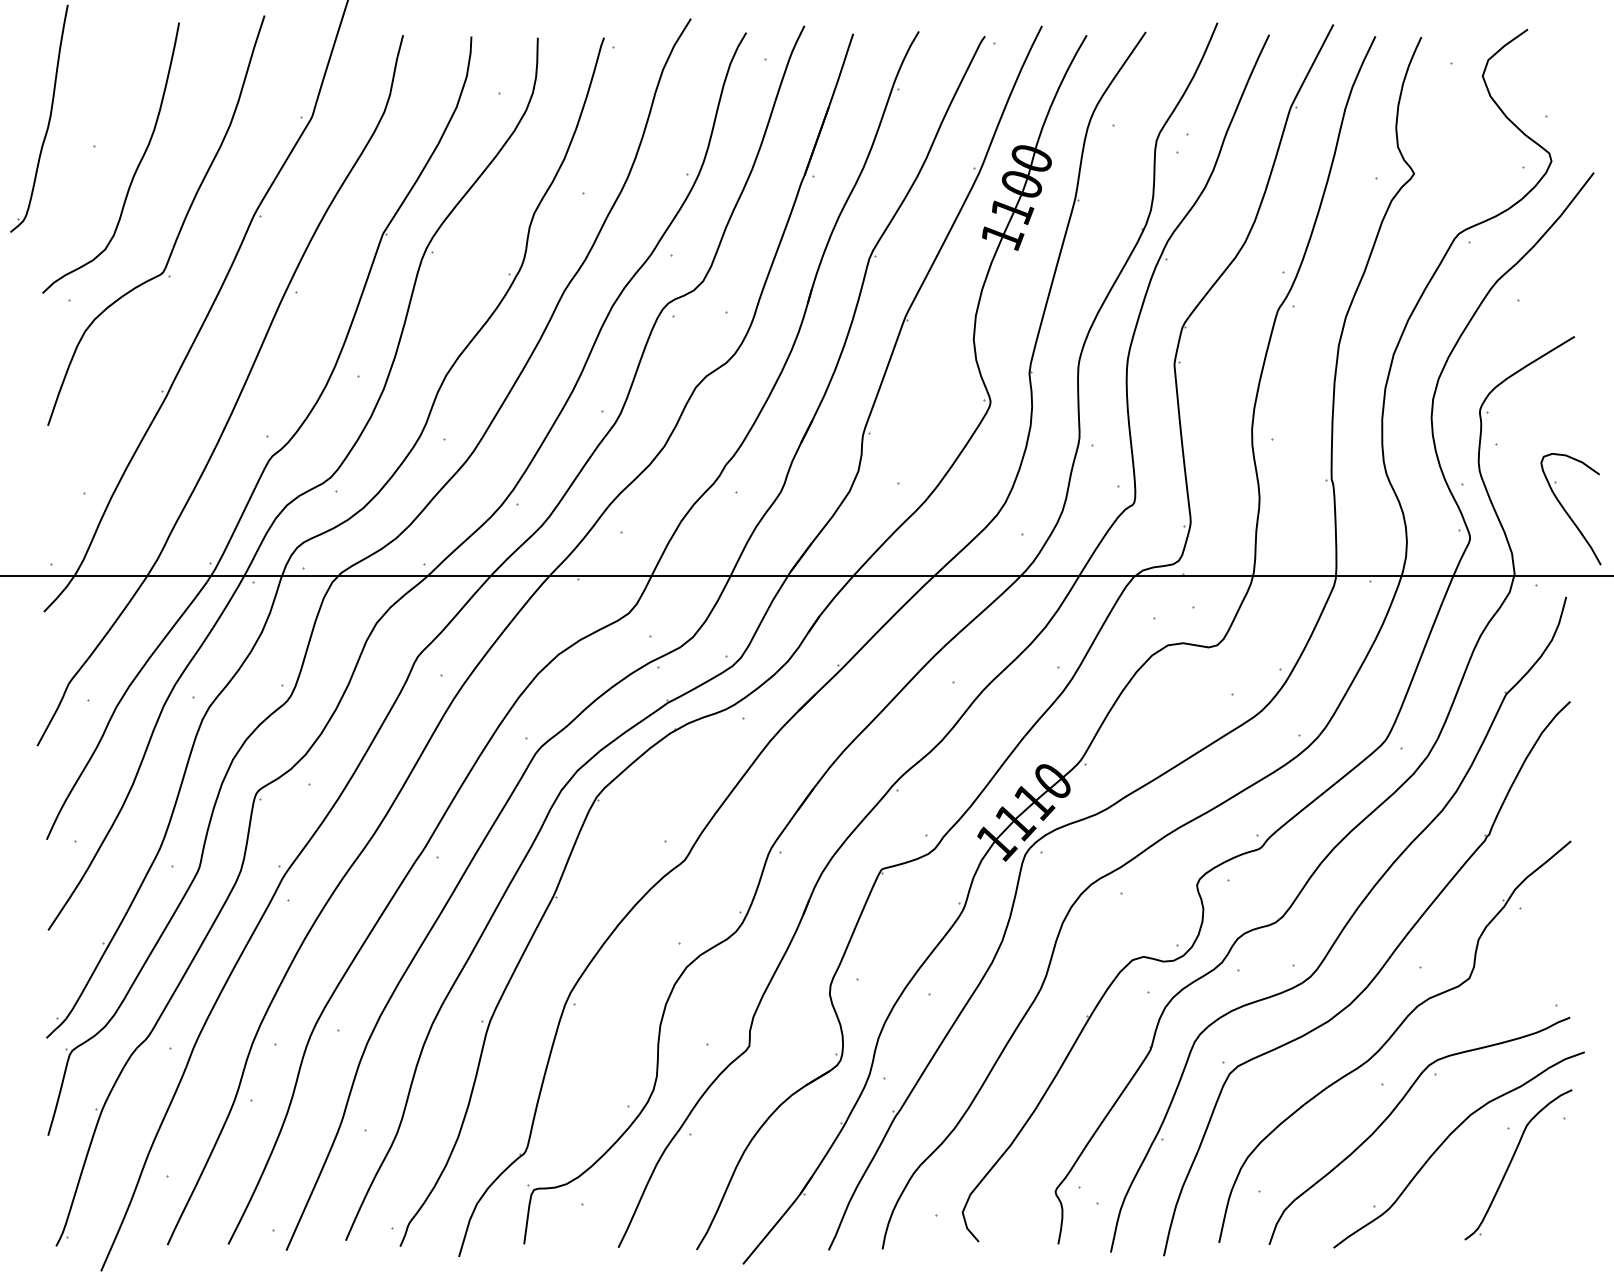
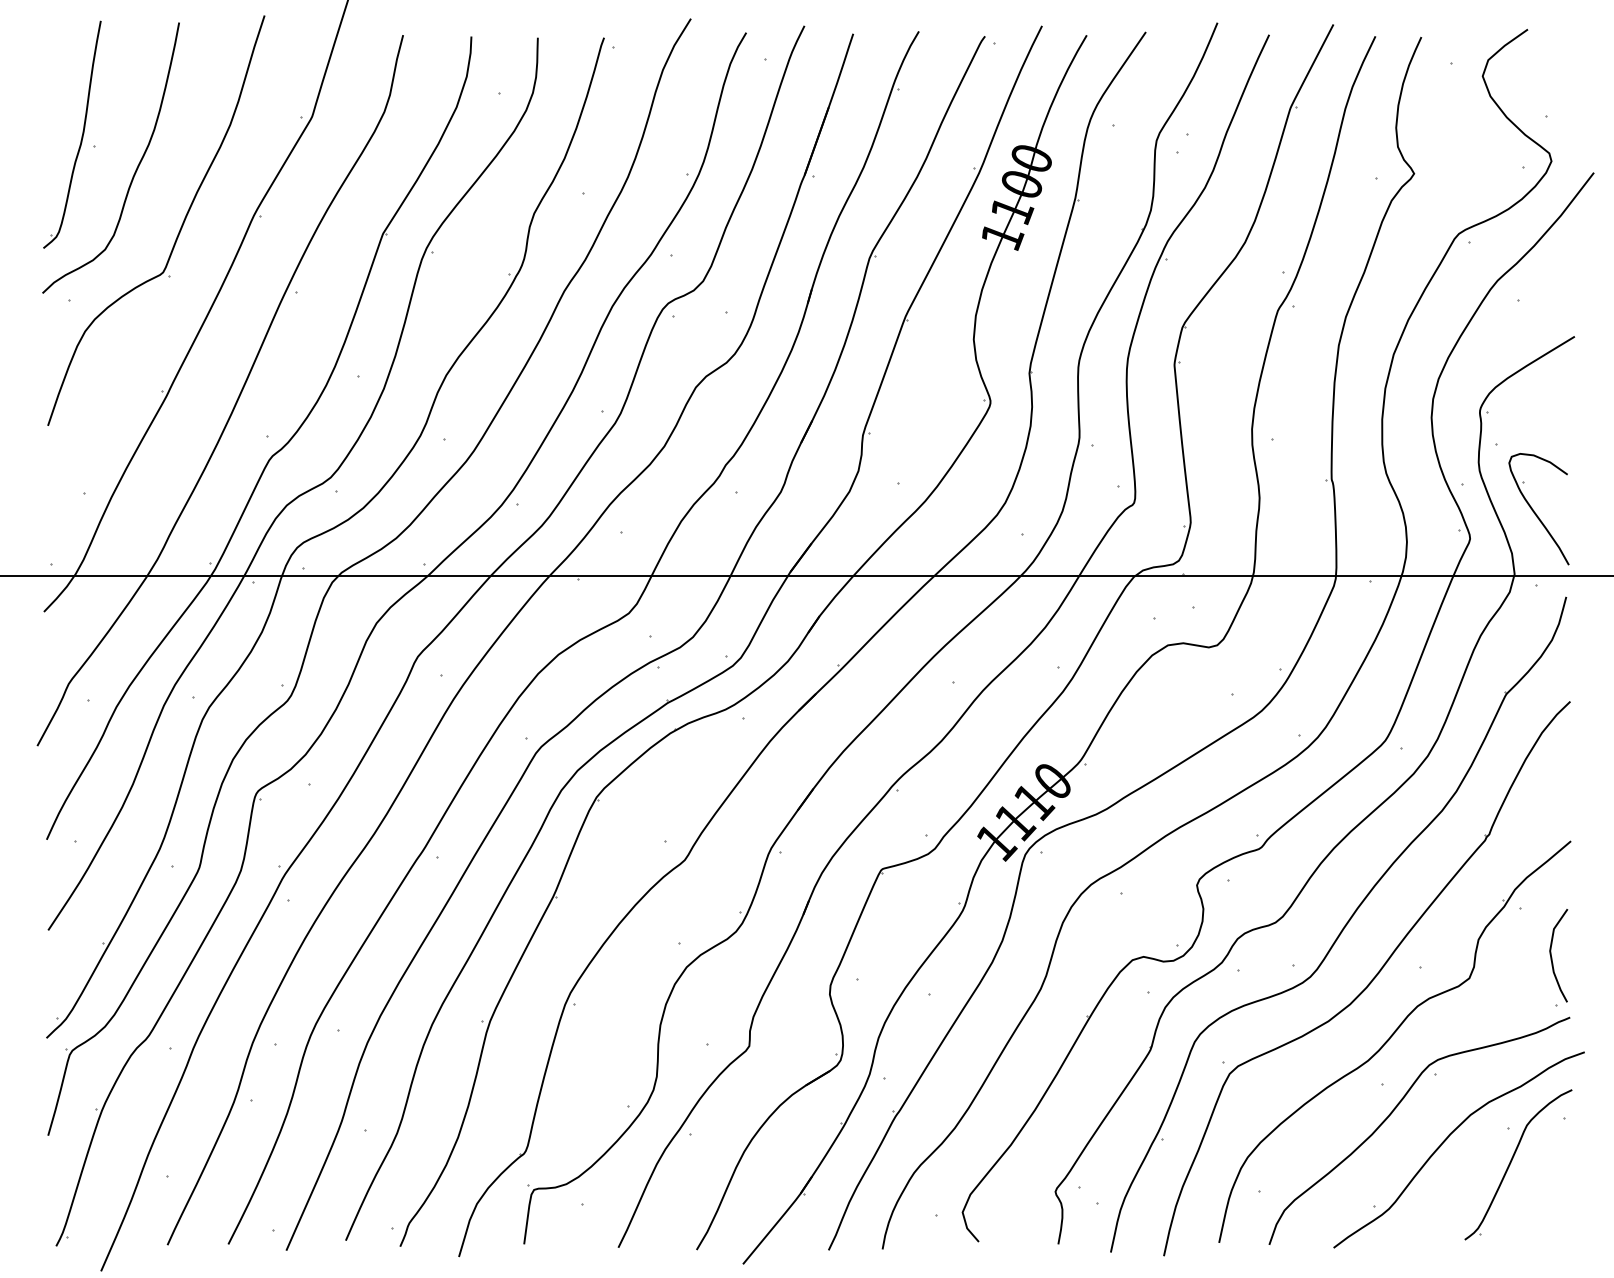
part position: (48, 119) -> (81, 135) (81, 135)
part position: (1570, 509) -> (1538, 509) (1538, 509)
curve: none -> present (1552, 957)
